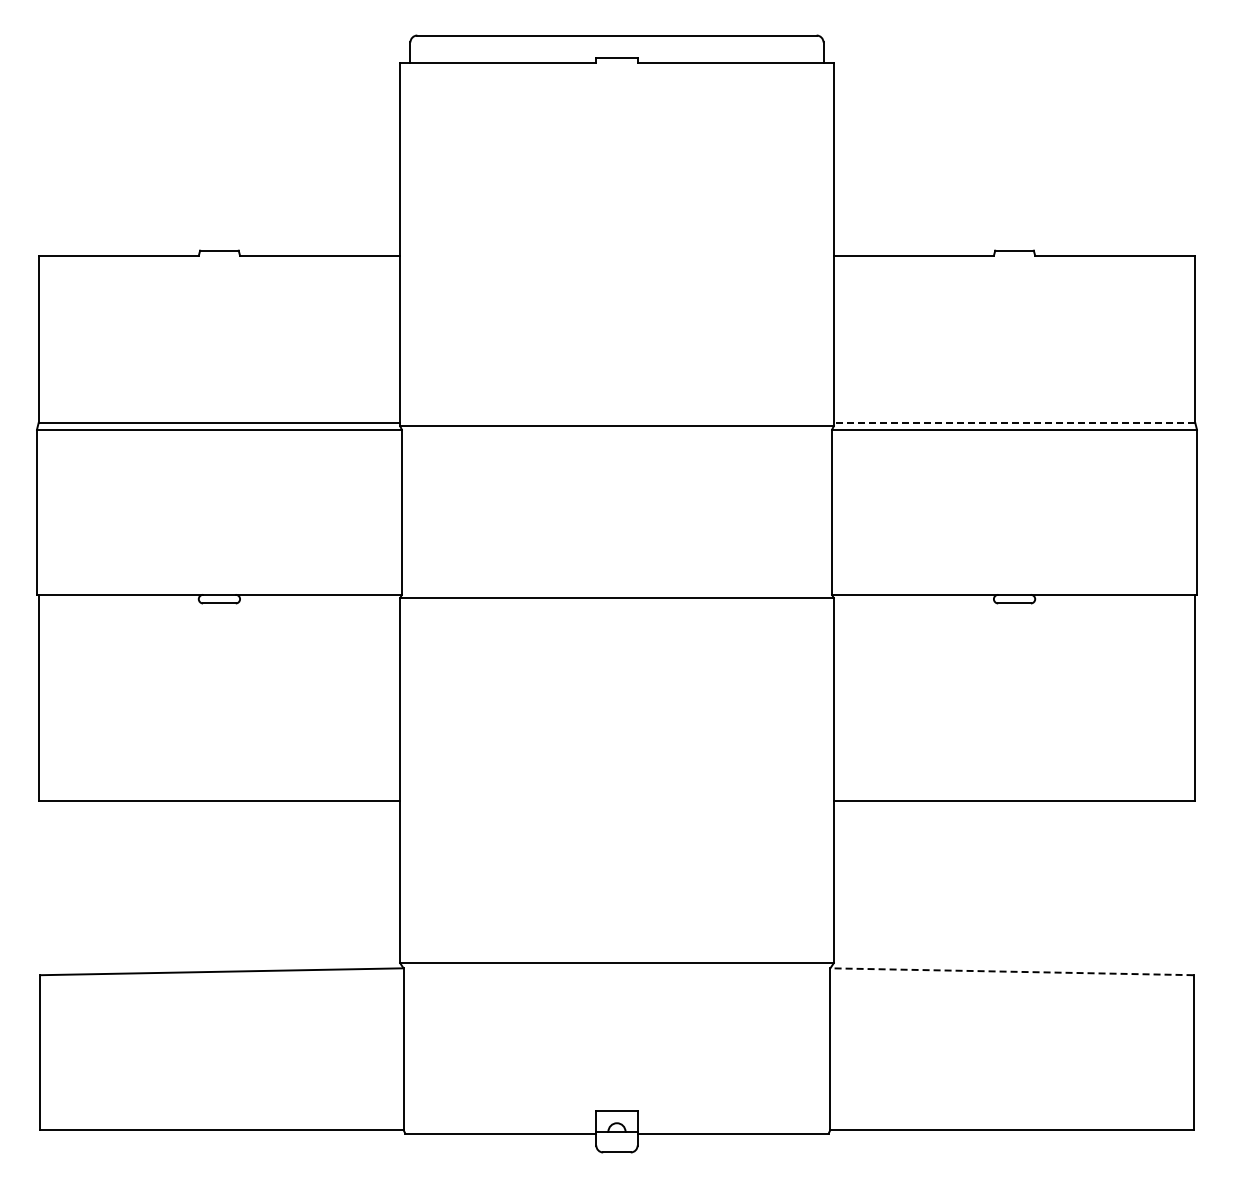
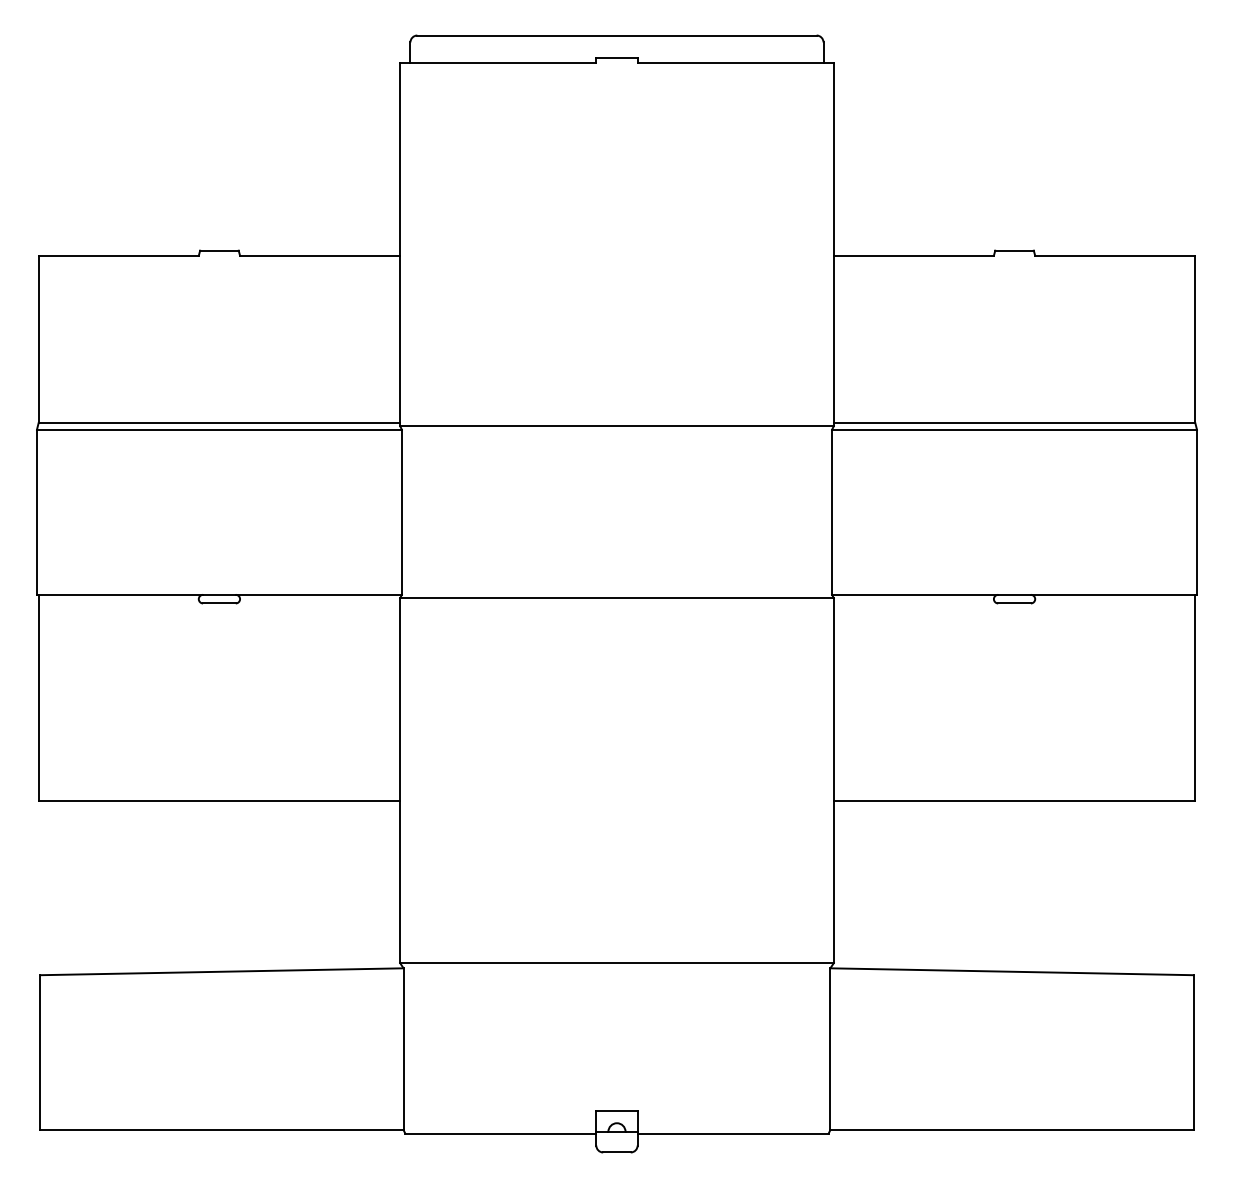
line: dashed -> solid (1014, 422)
line: dashed -> solid (1011, 971)
